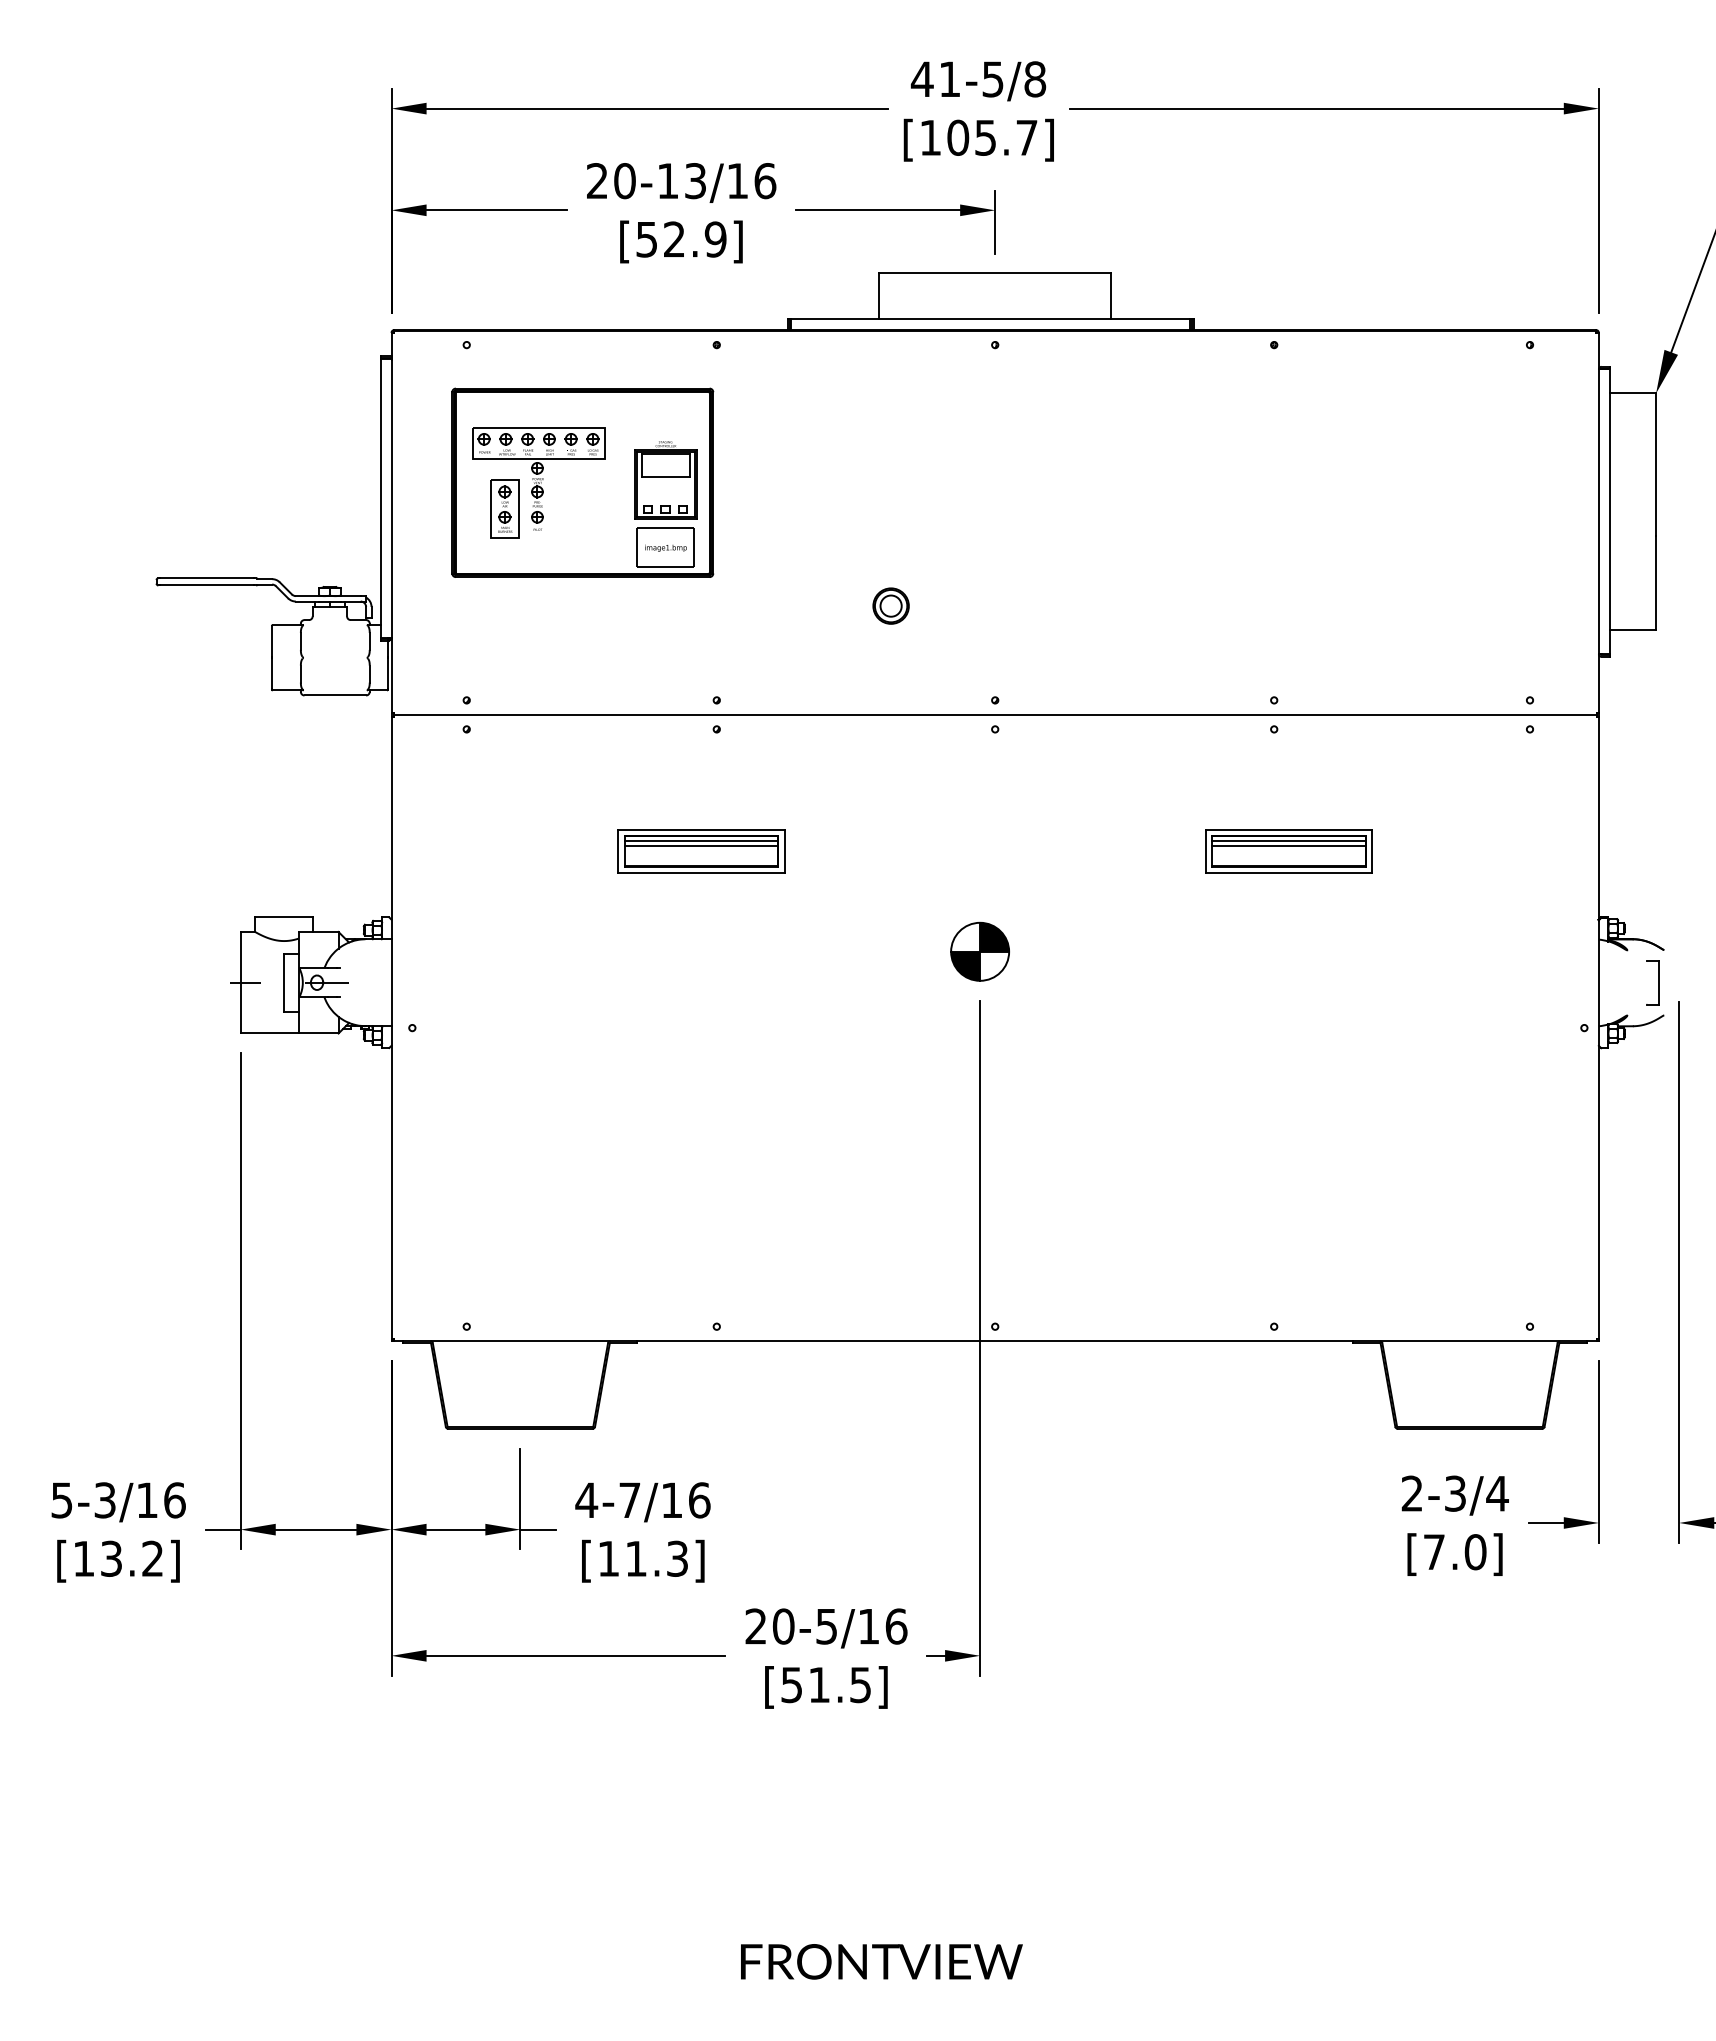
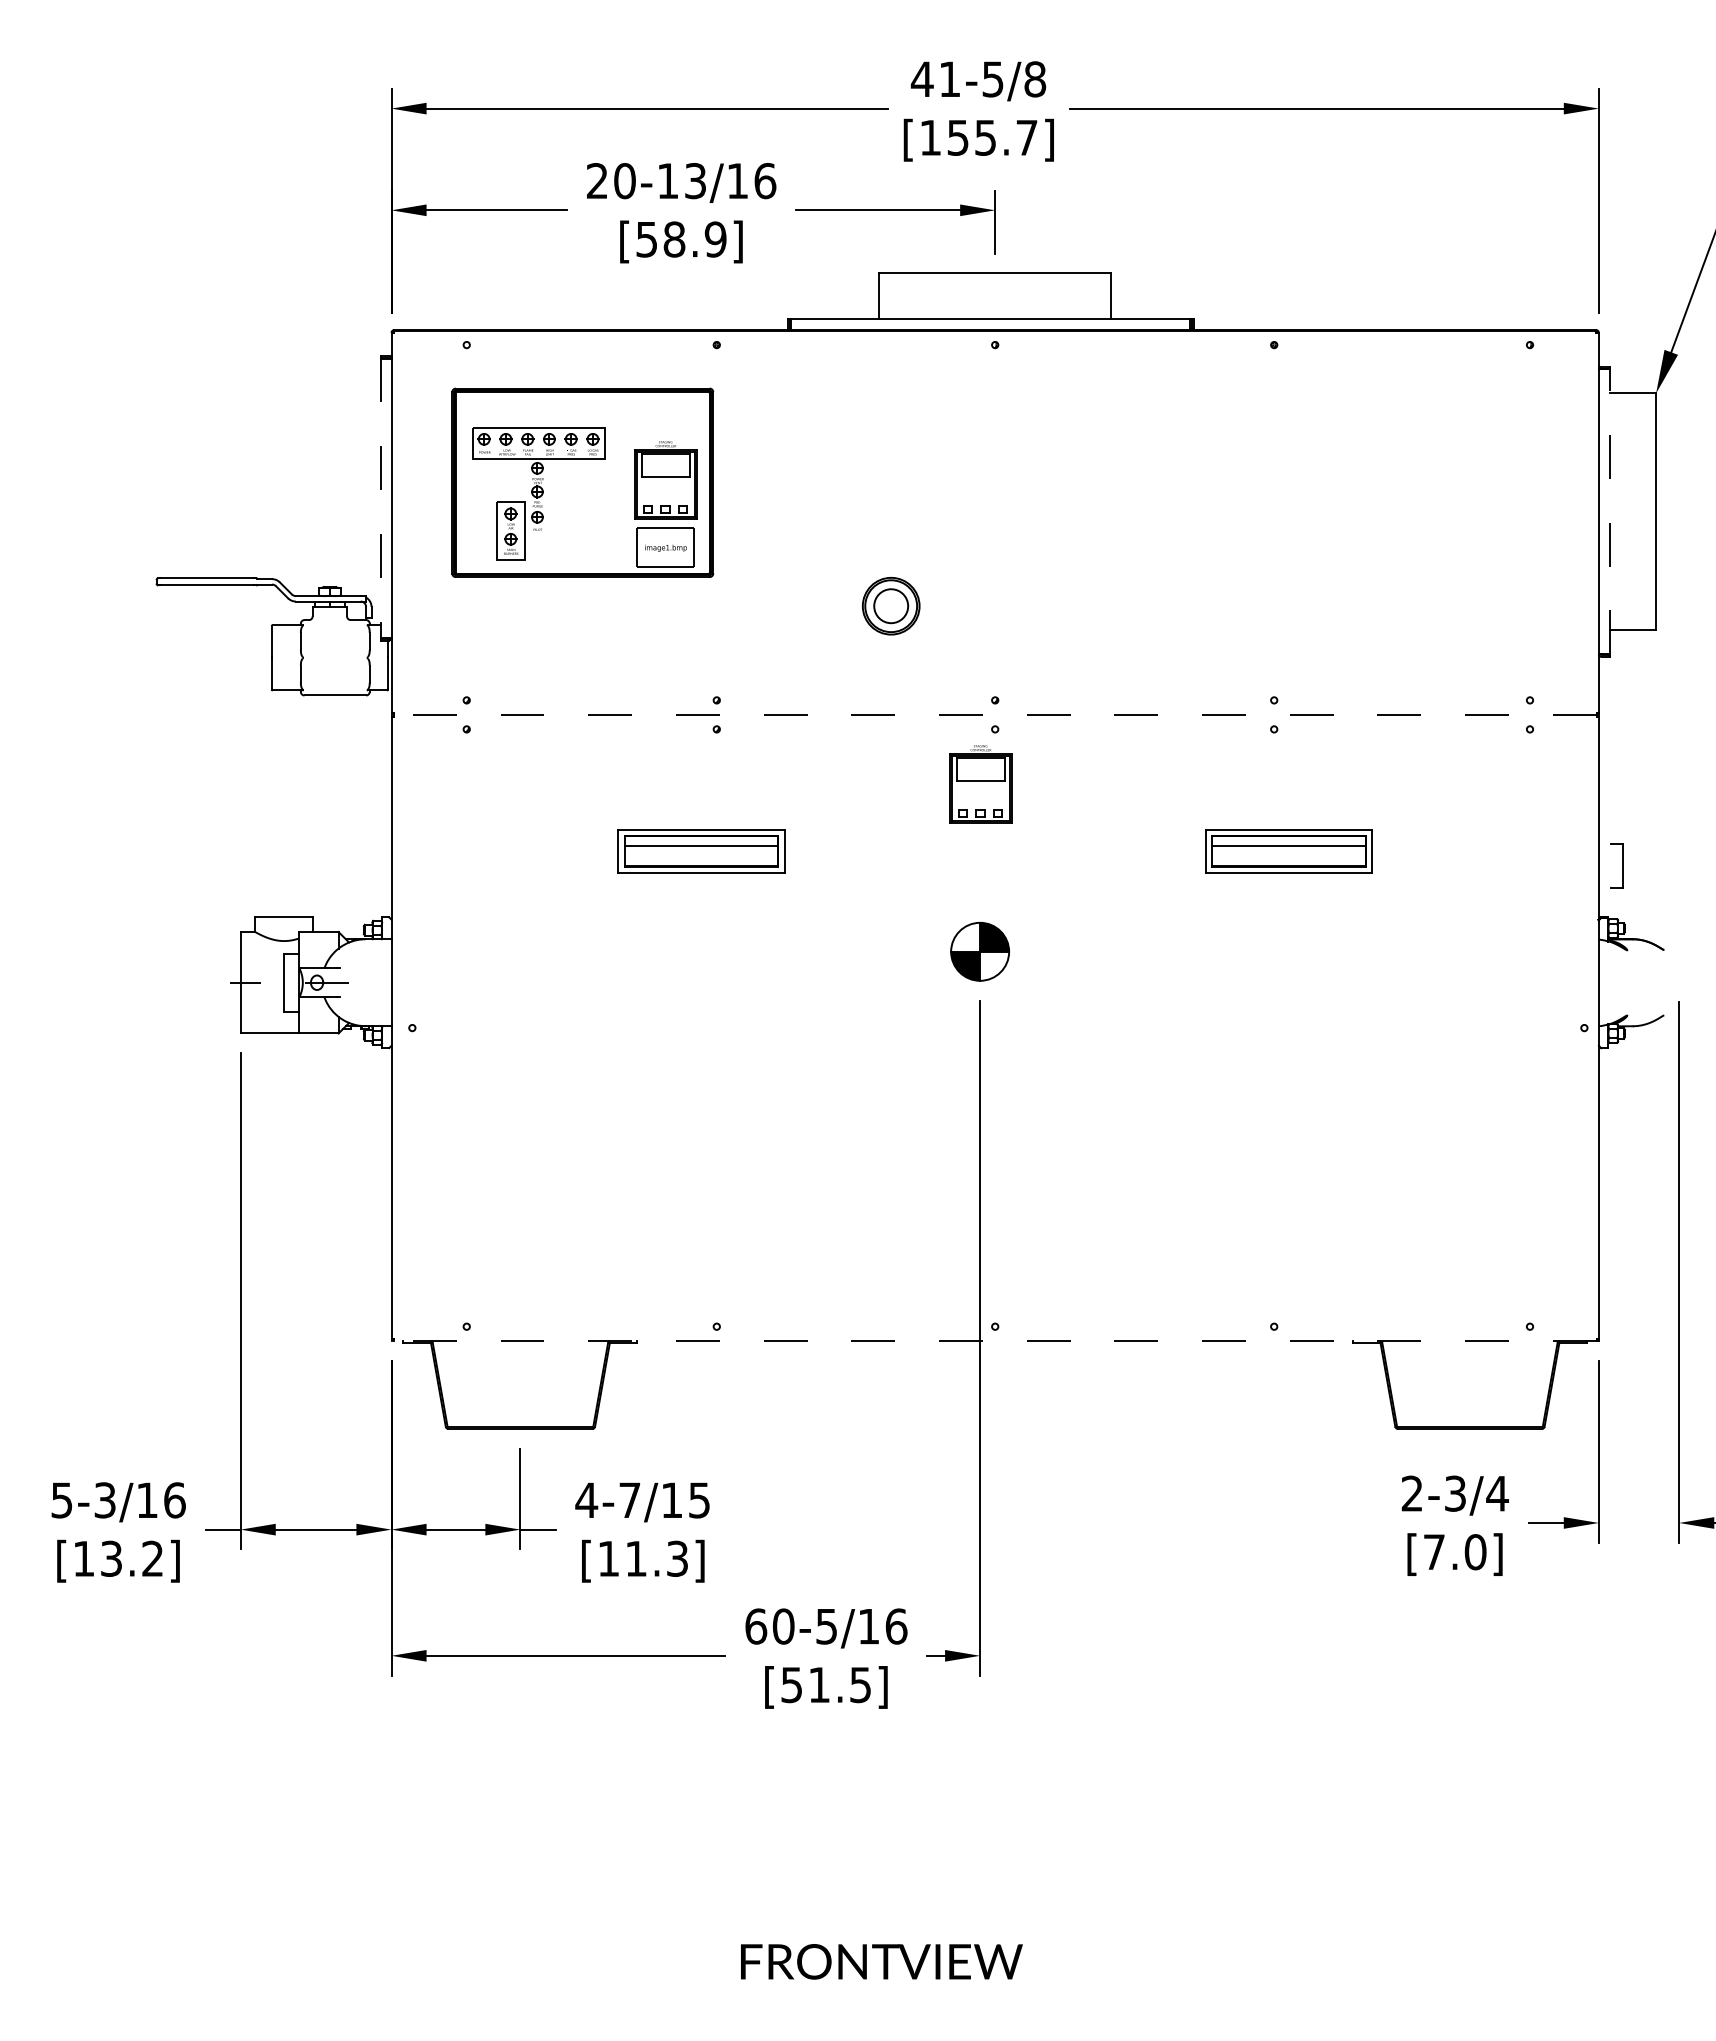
text: [105.7] -> [155.7] (958, 137)
text: [52.9] -> [58.9] (674, 239)
line: solid -> dashed (380, 498)
part position: (504, 508) -> (510, 530) (510, 530)
line: solid -> dashed (1609, 511)
part size: 38x38 px -> 60x59 px (890, 606)
line: solid -> dashed (994, 714)
part: none -> present (980, 784)
line: present -> none (701, 840)
line: present -> none (1288, 840)
part position: (1652, 982) -> (1616, 865) (1616, 865)
line: solid -> dashed (994, 1341)
text: 4-7/16 -> 4-7/15 (699, 1500)
text: 20-5/16 -> 60-5/16 (756, 1626)
